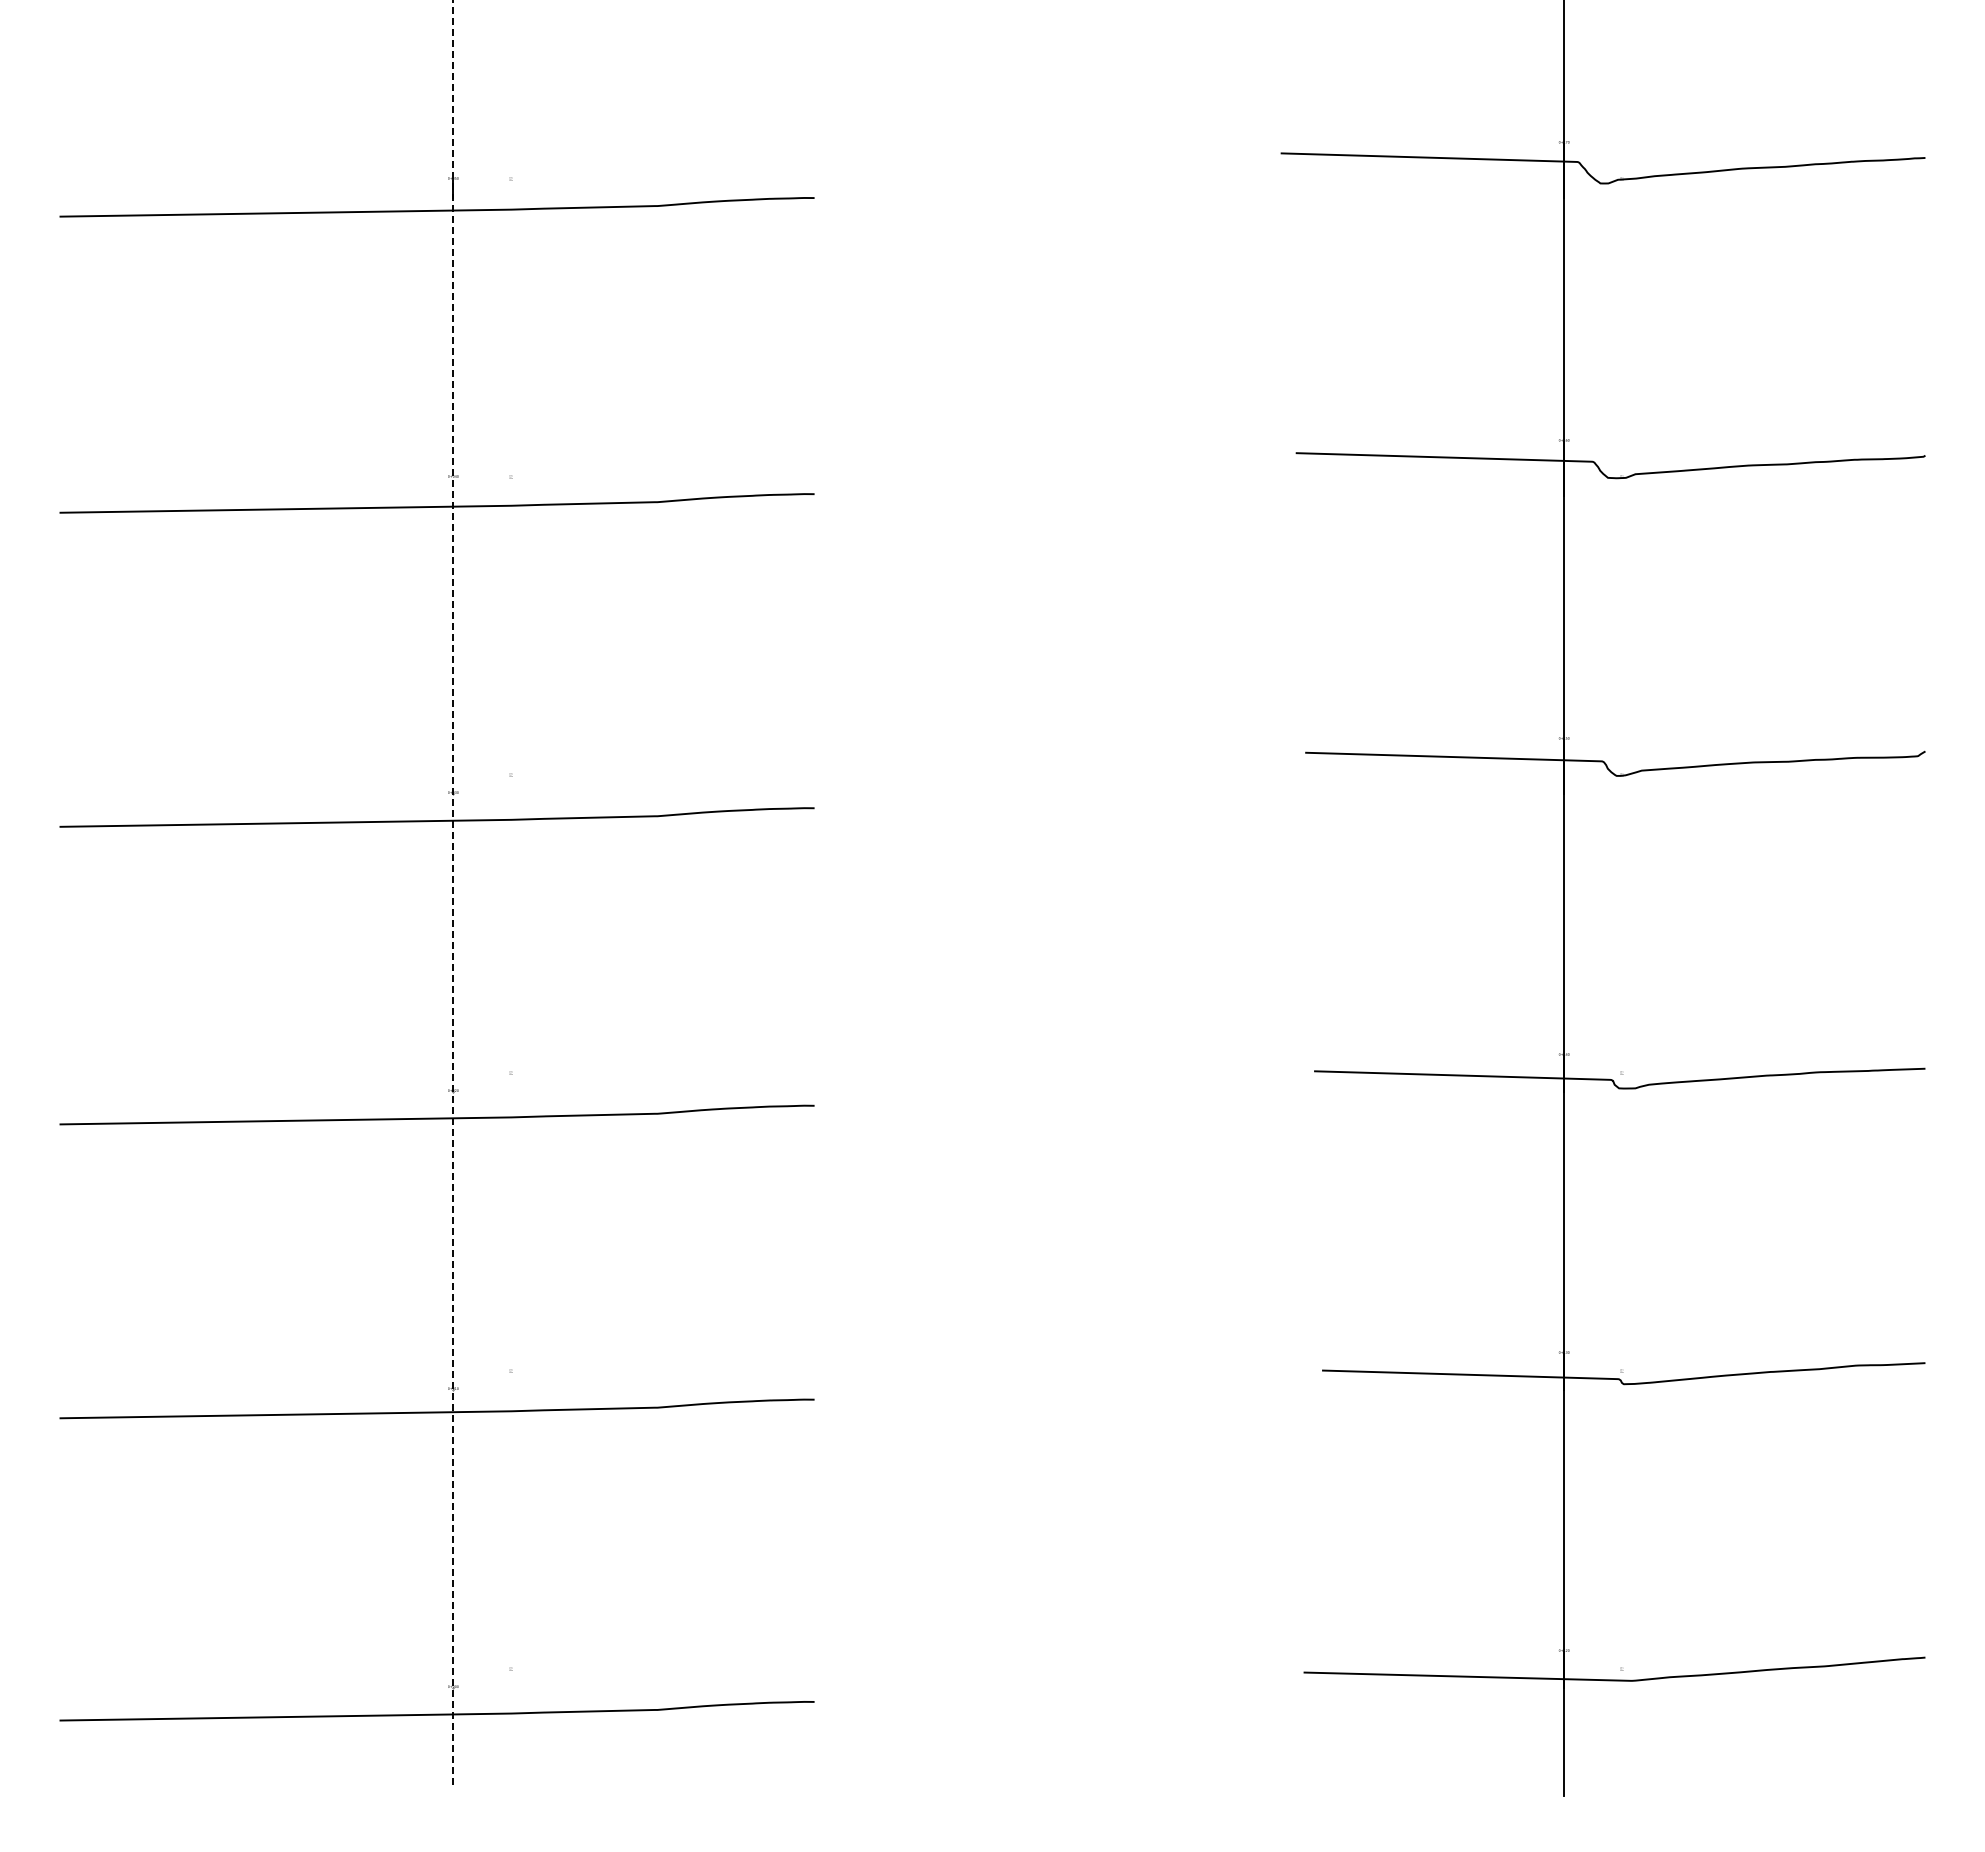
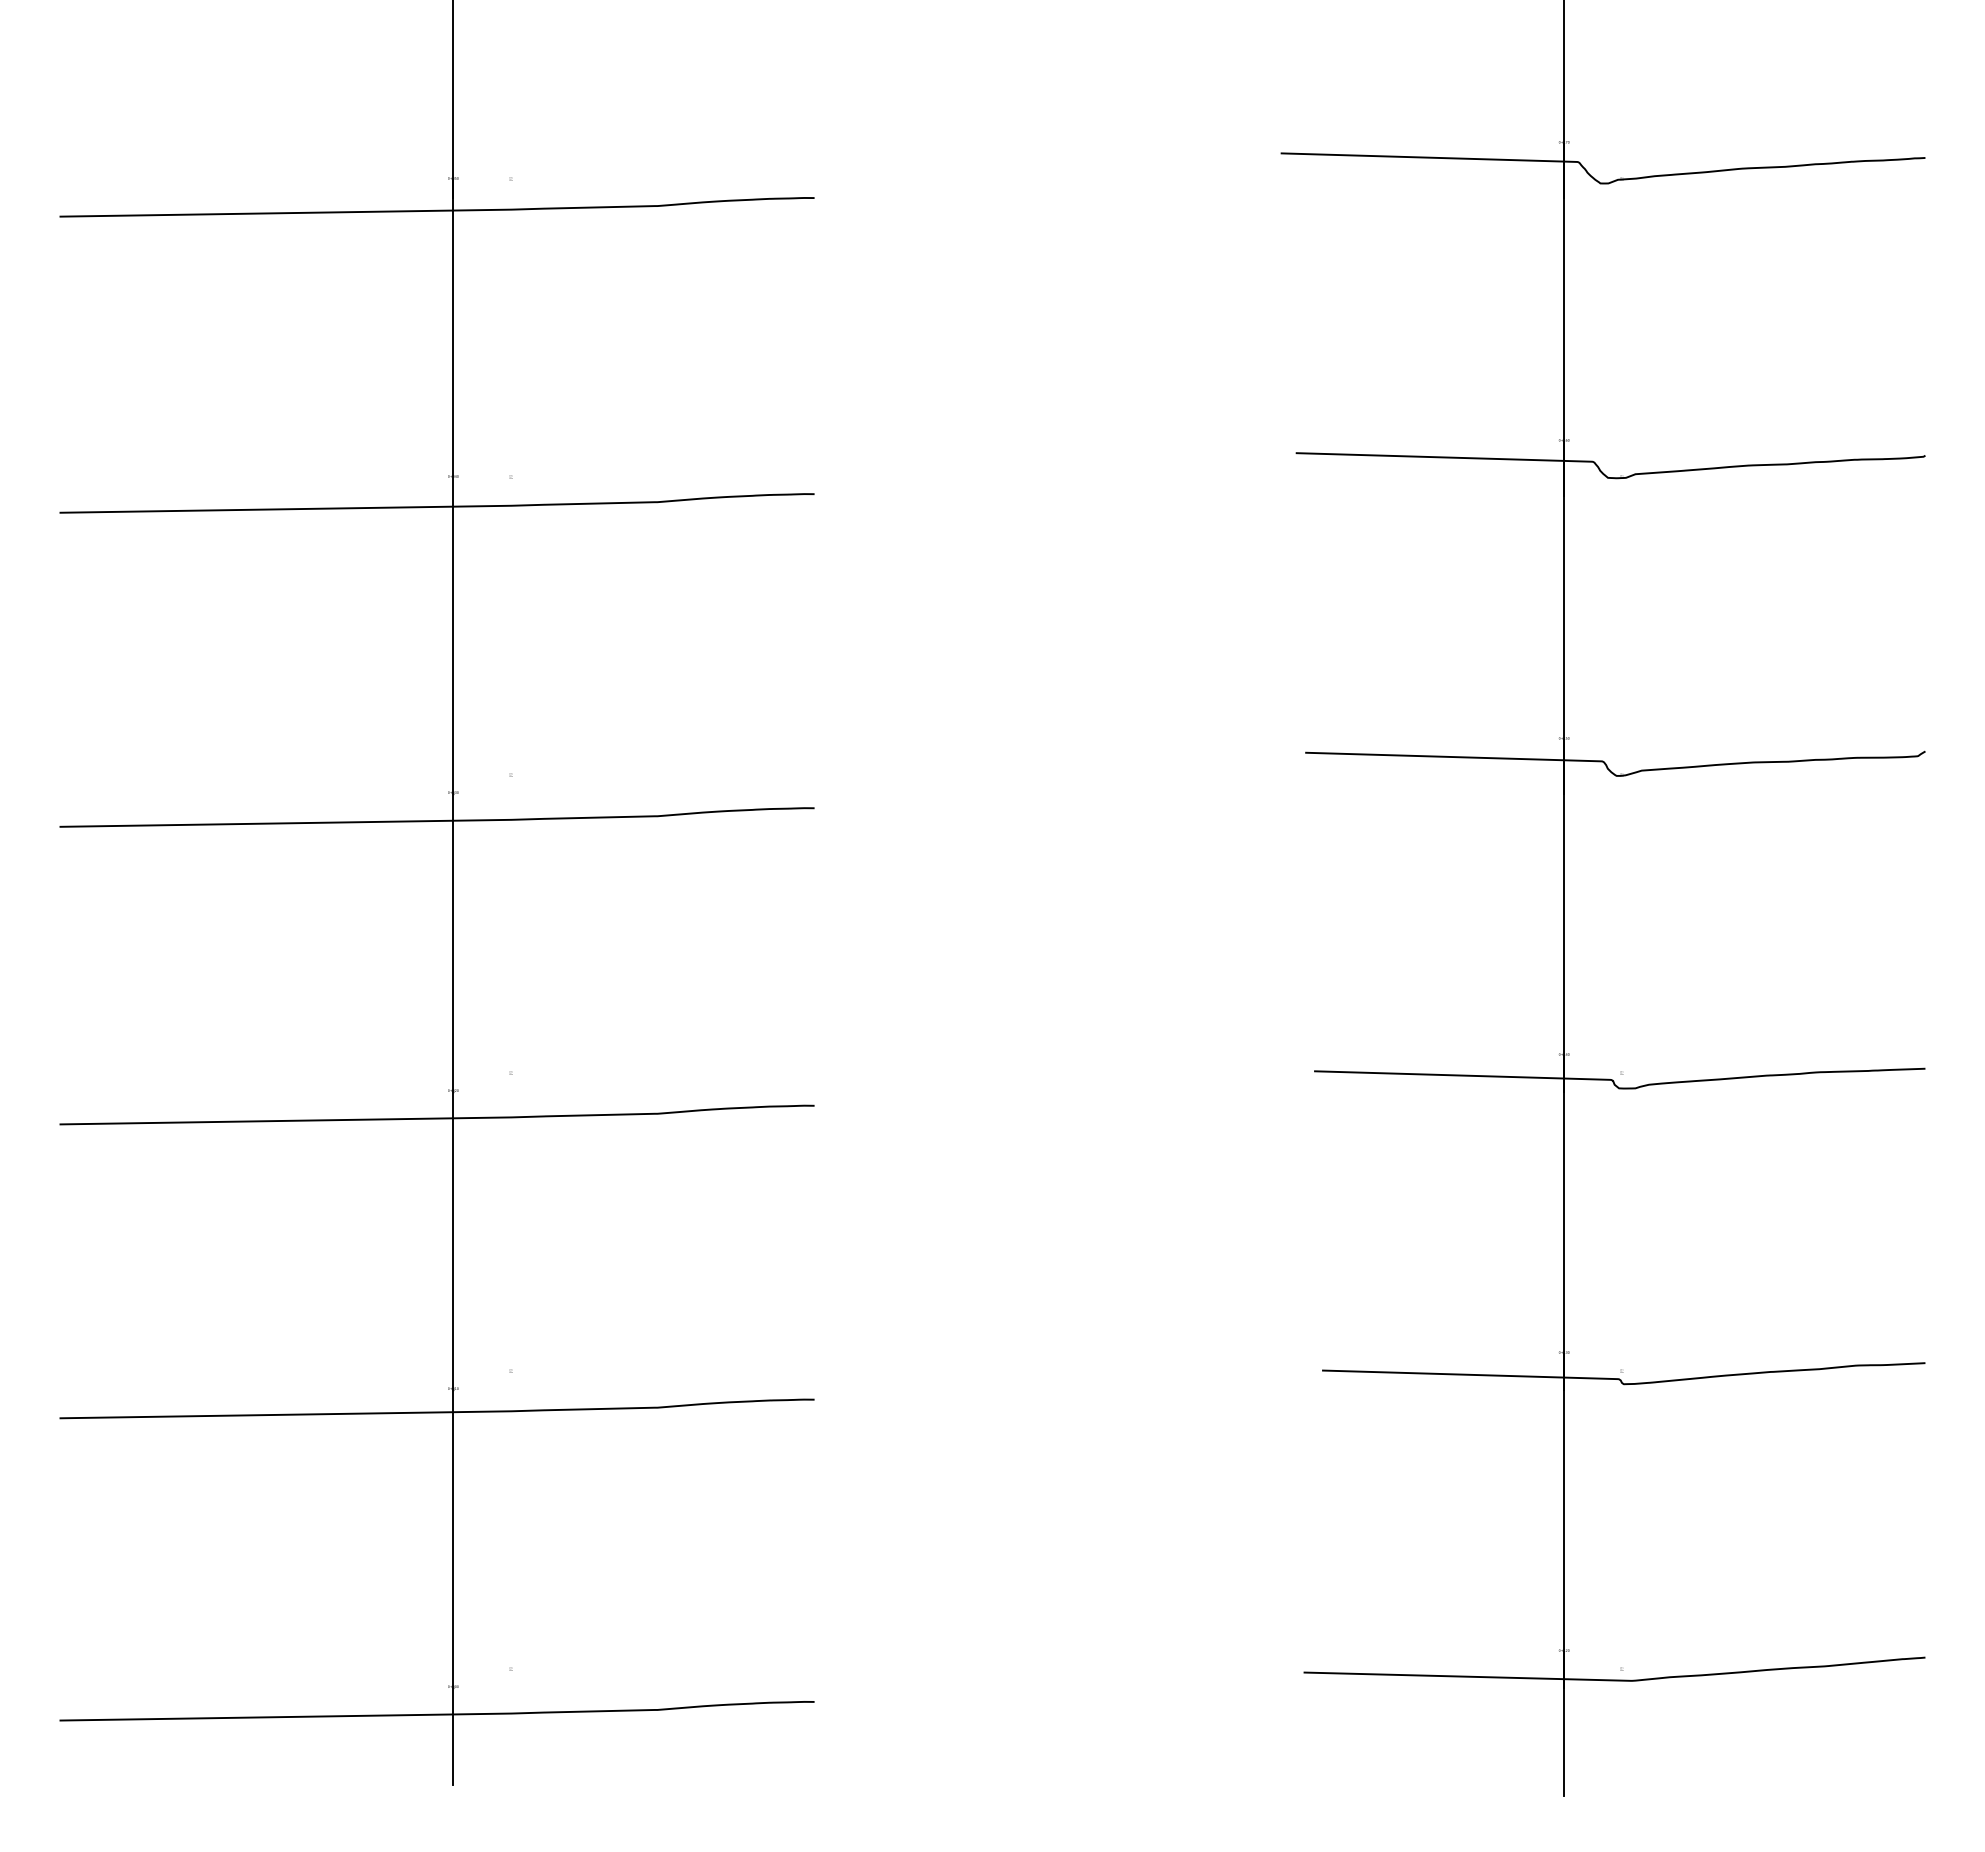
line: dashed -> solid (453, 892)
